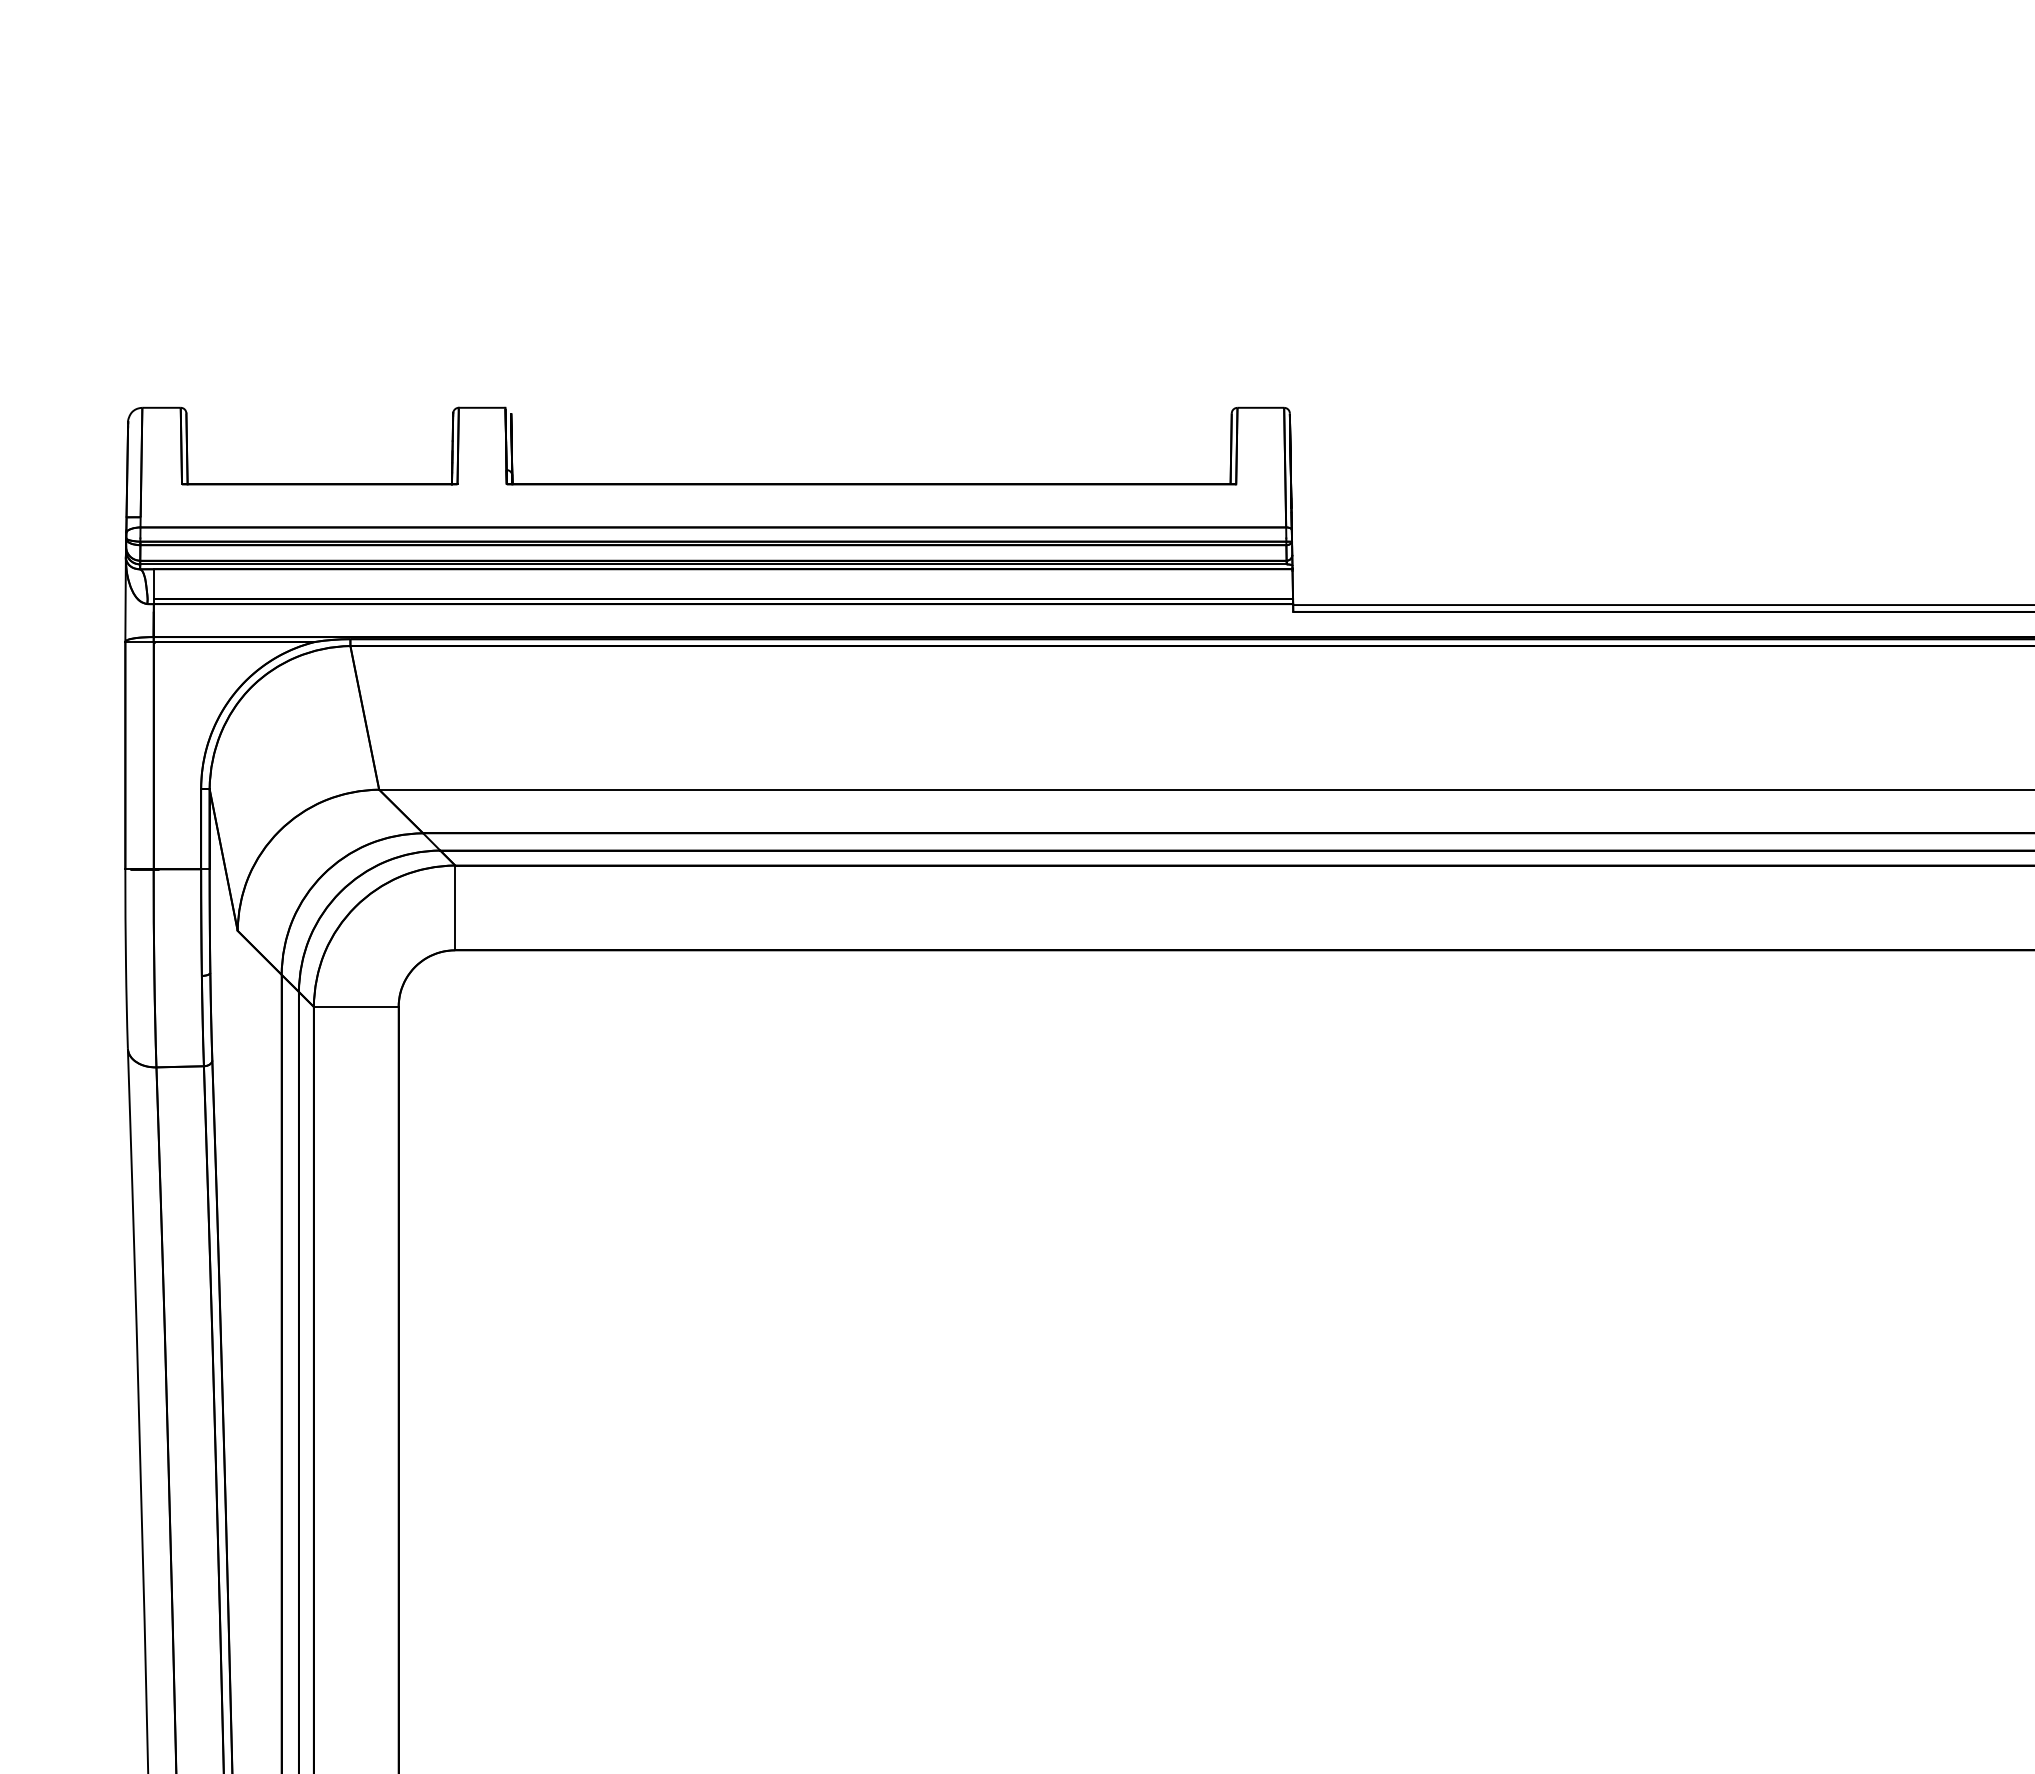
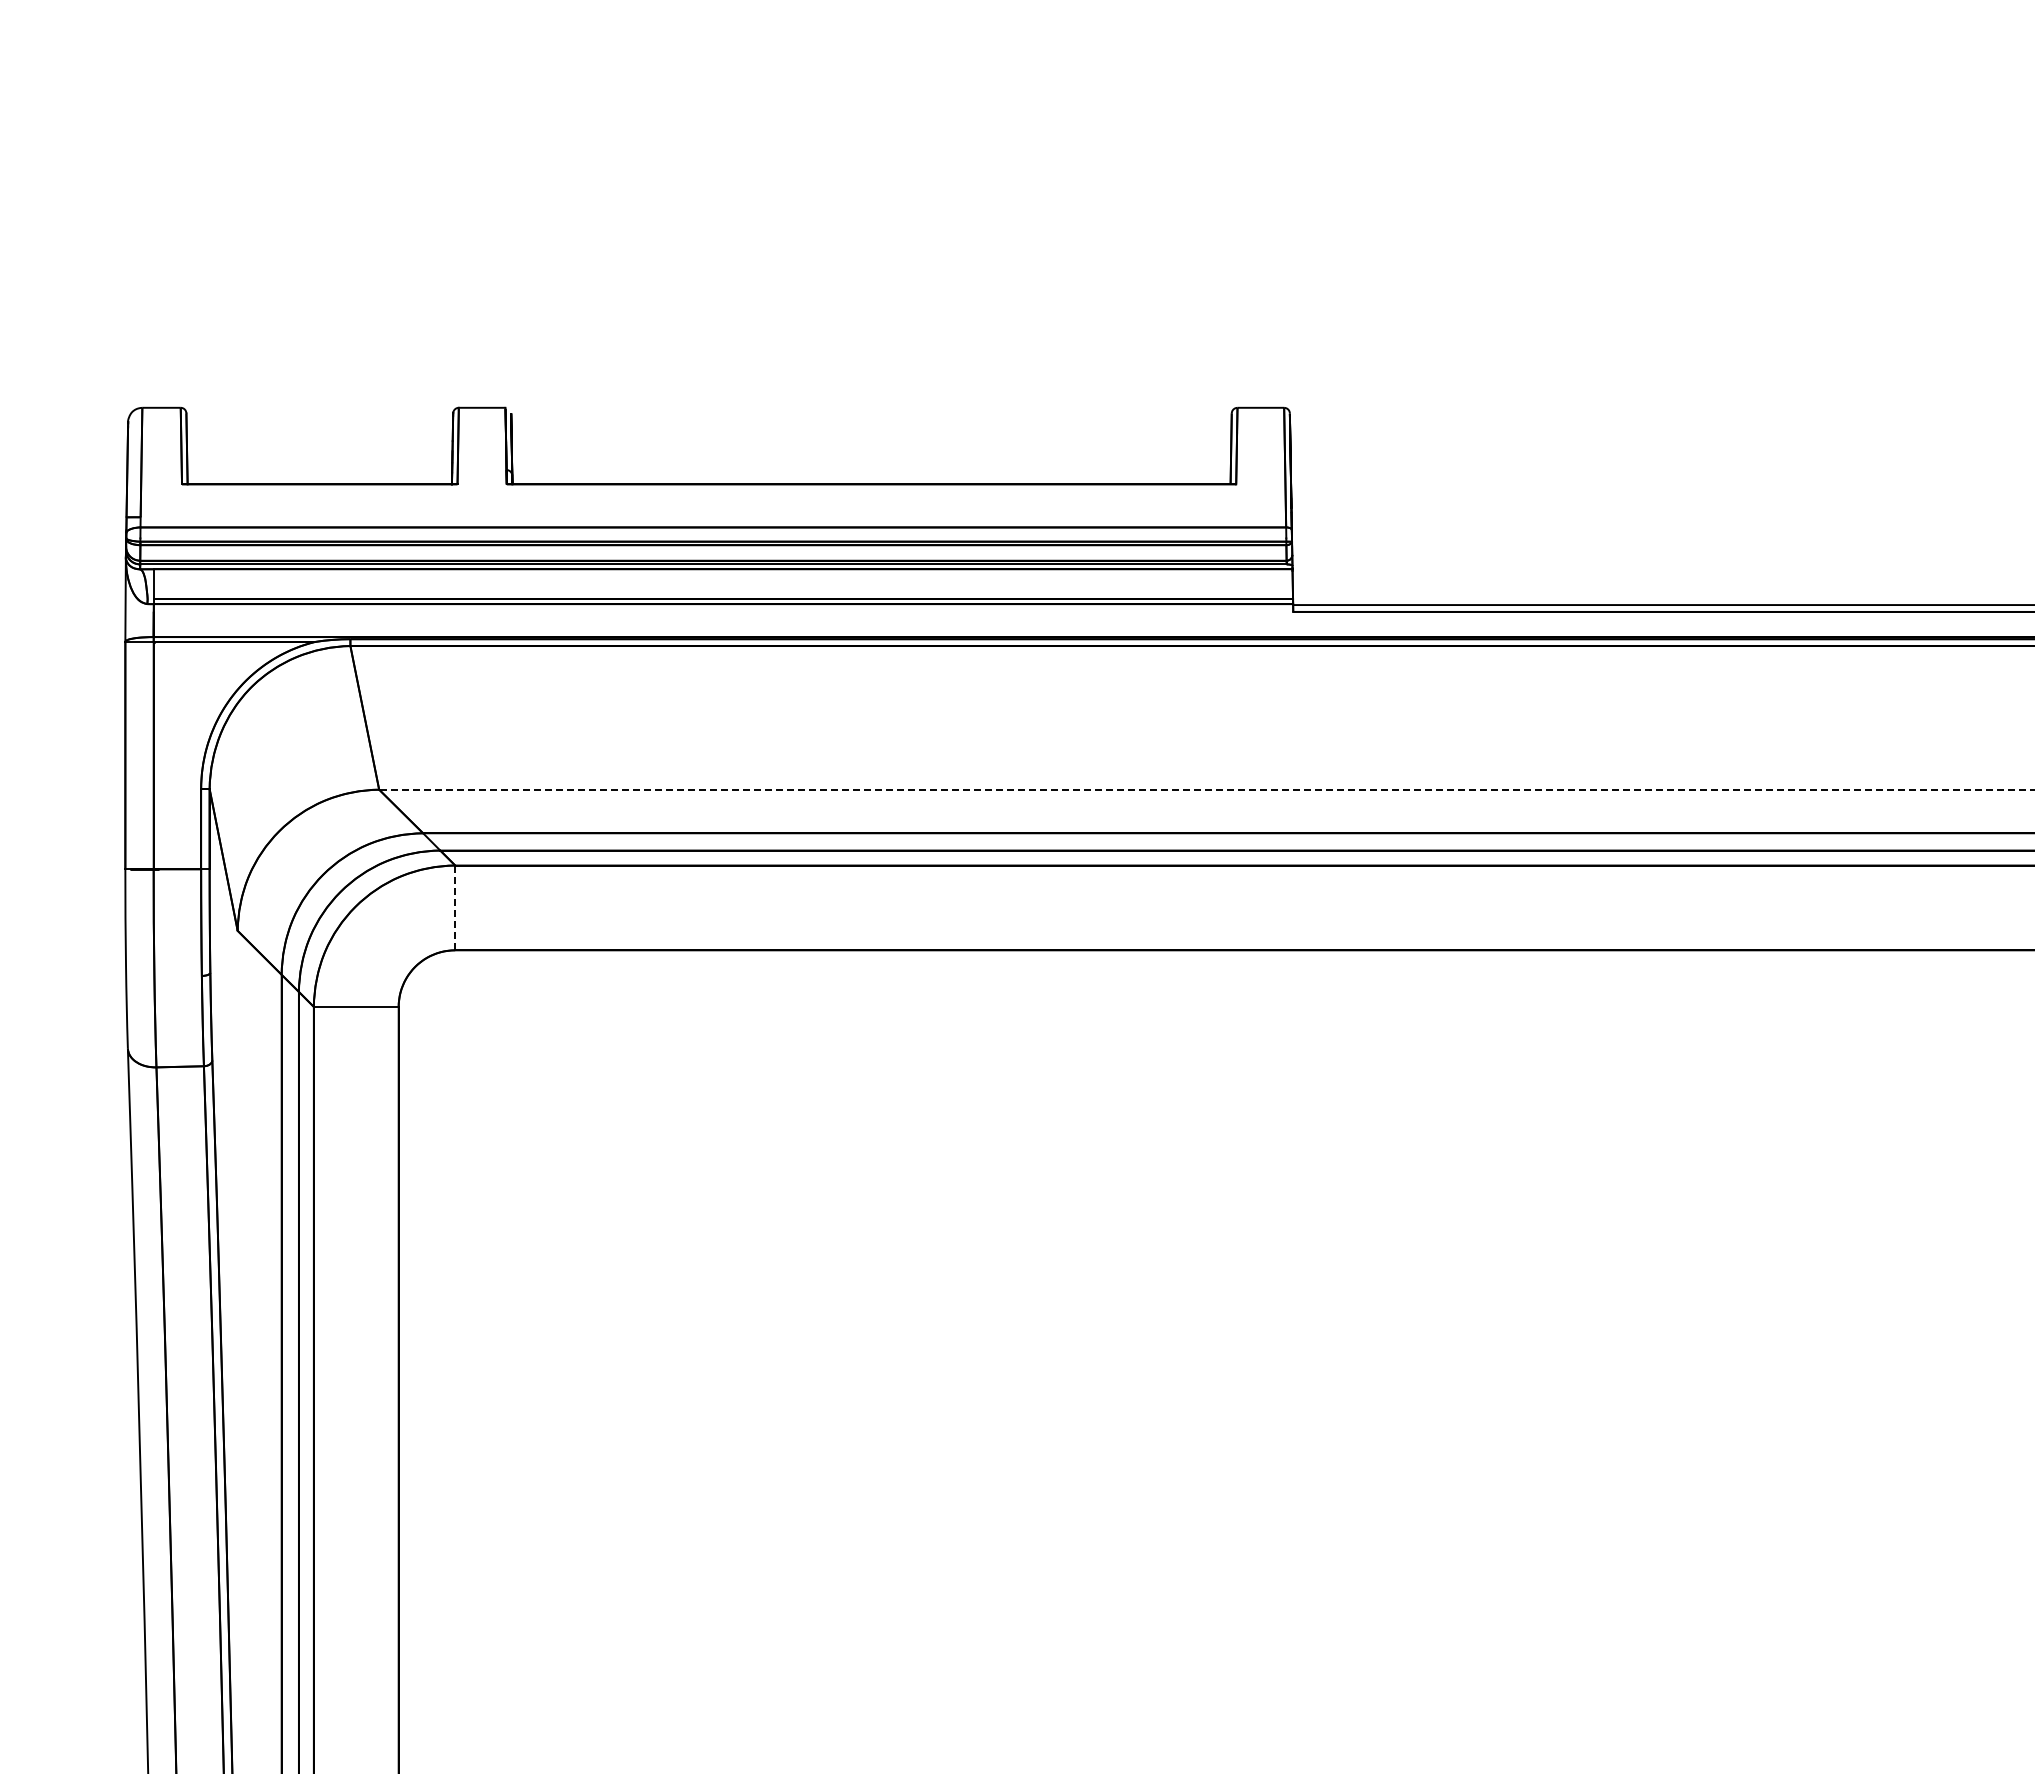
line: solid -> dashed (1206, 789)
line: solid -> dashed (455, 908)
